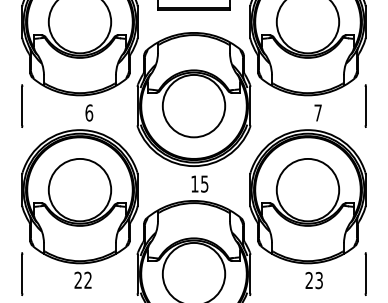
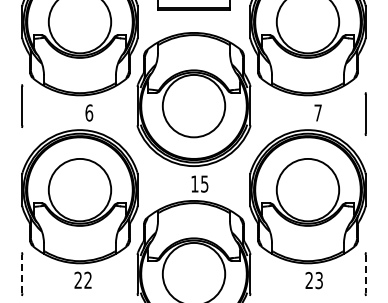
line position: (365, 105) -> (365, 113) (365, 113)
line: solid -> dashed (22, 273)
line: solid -> dashed (365, 274)
